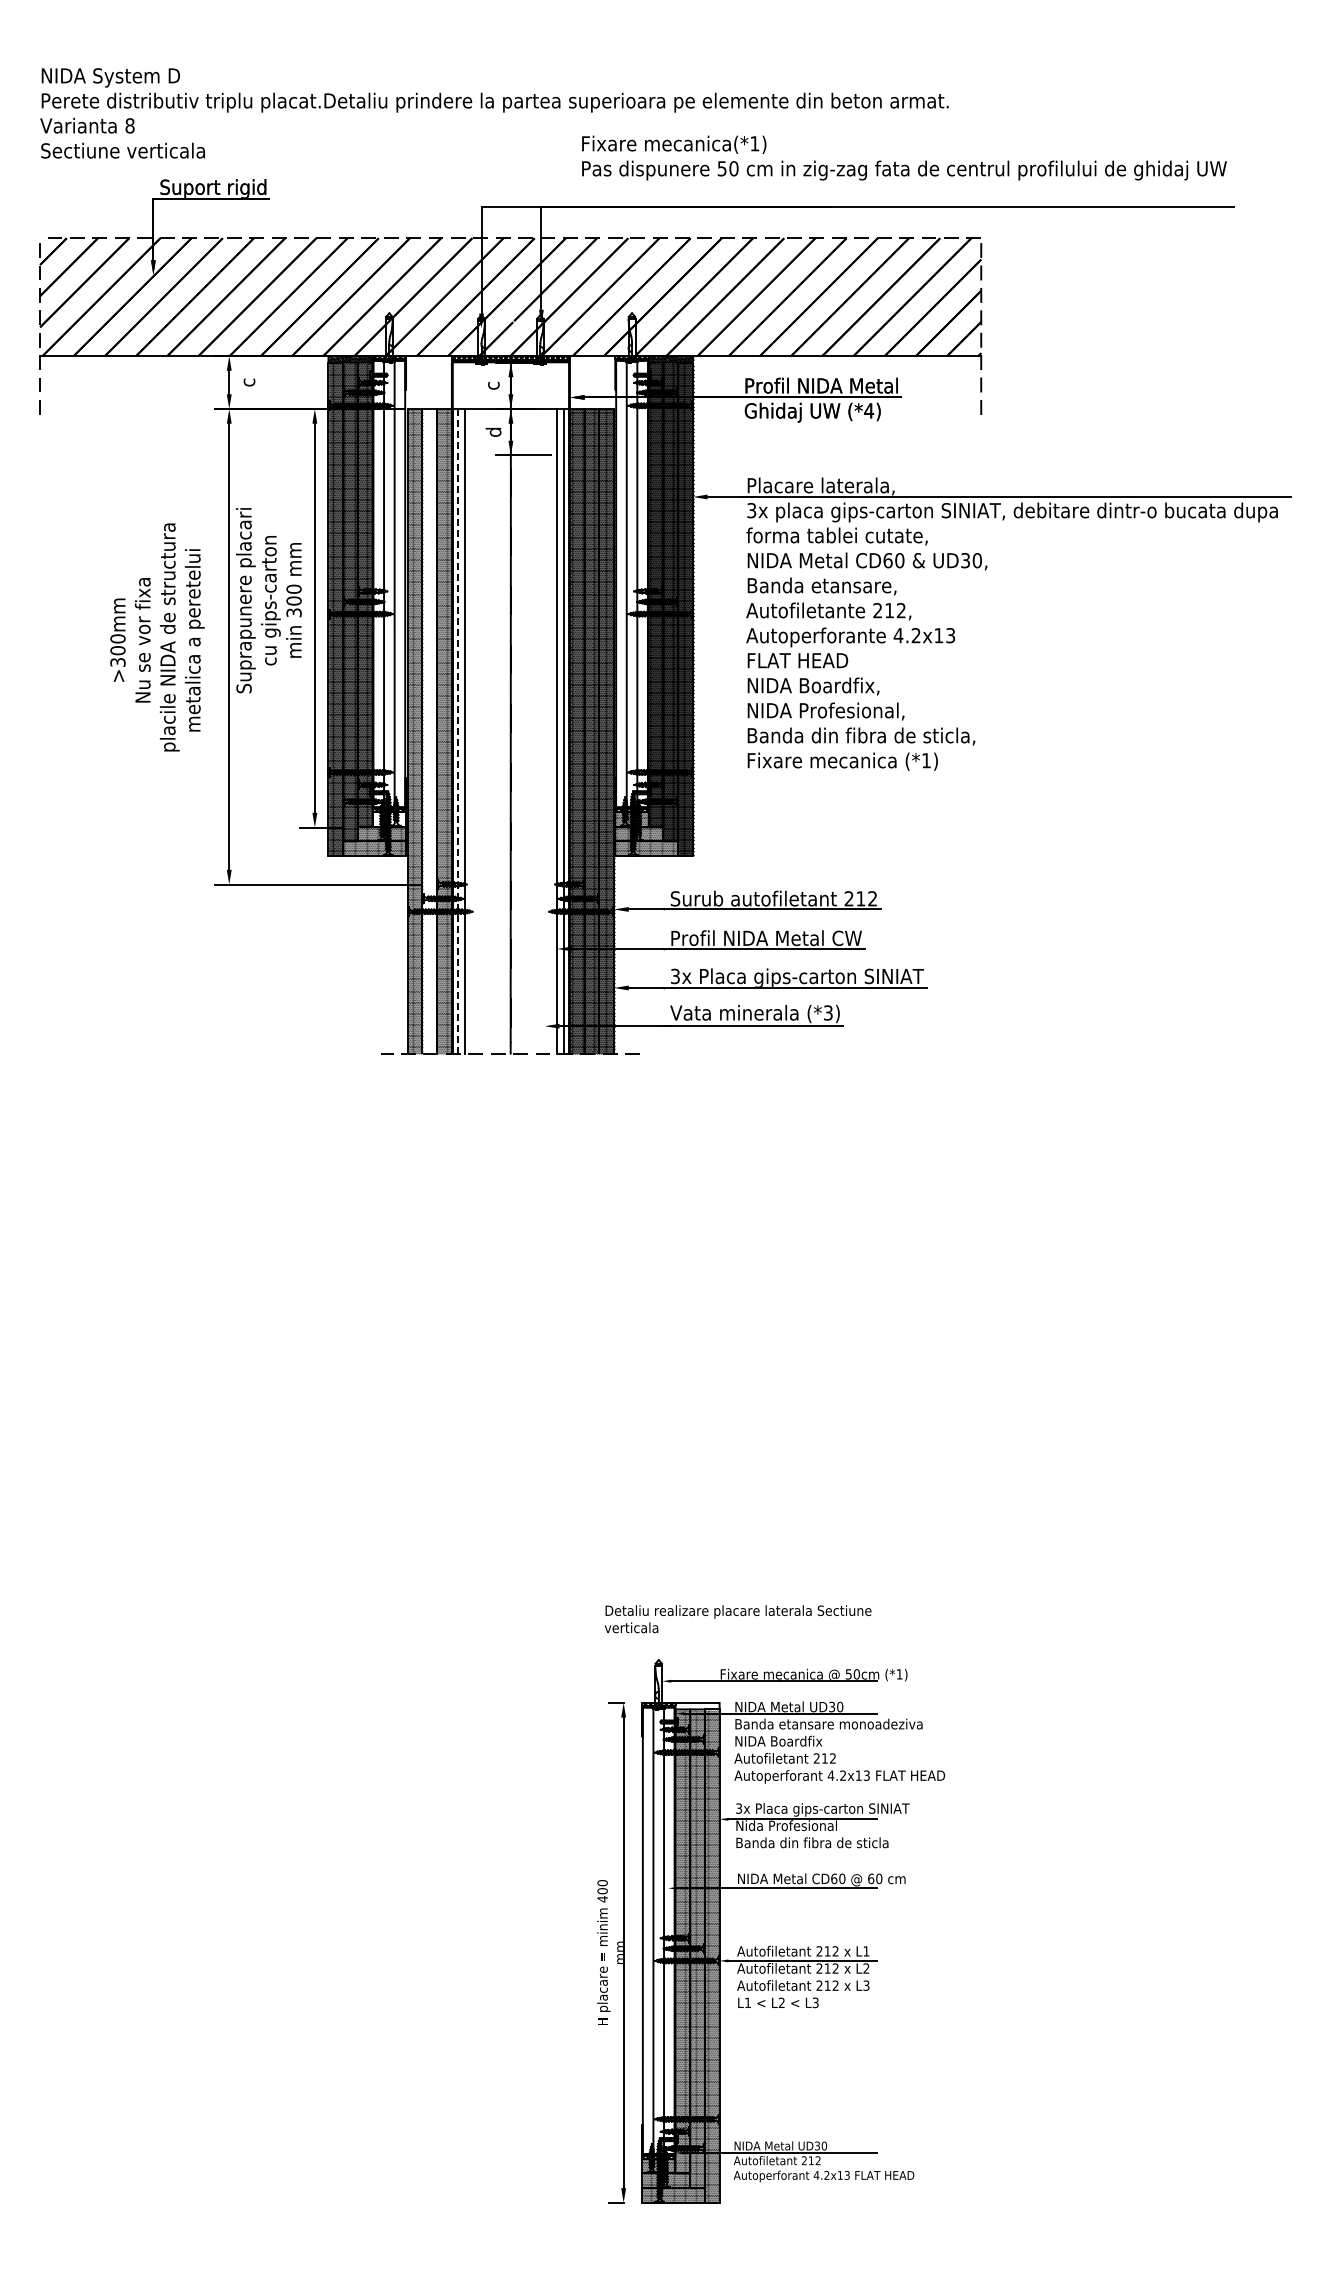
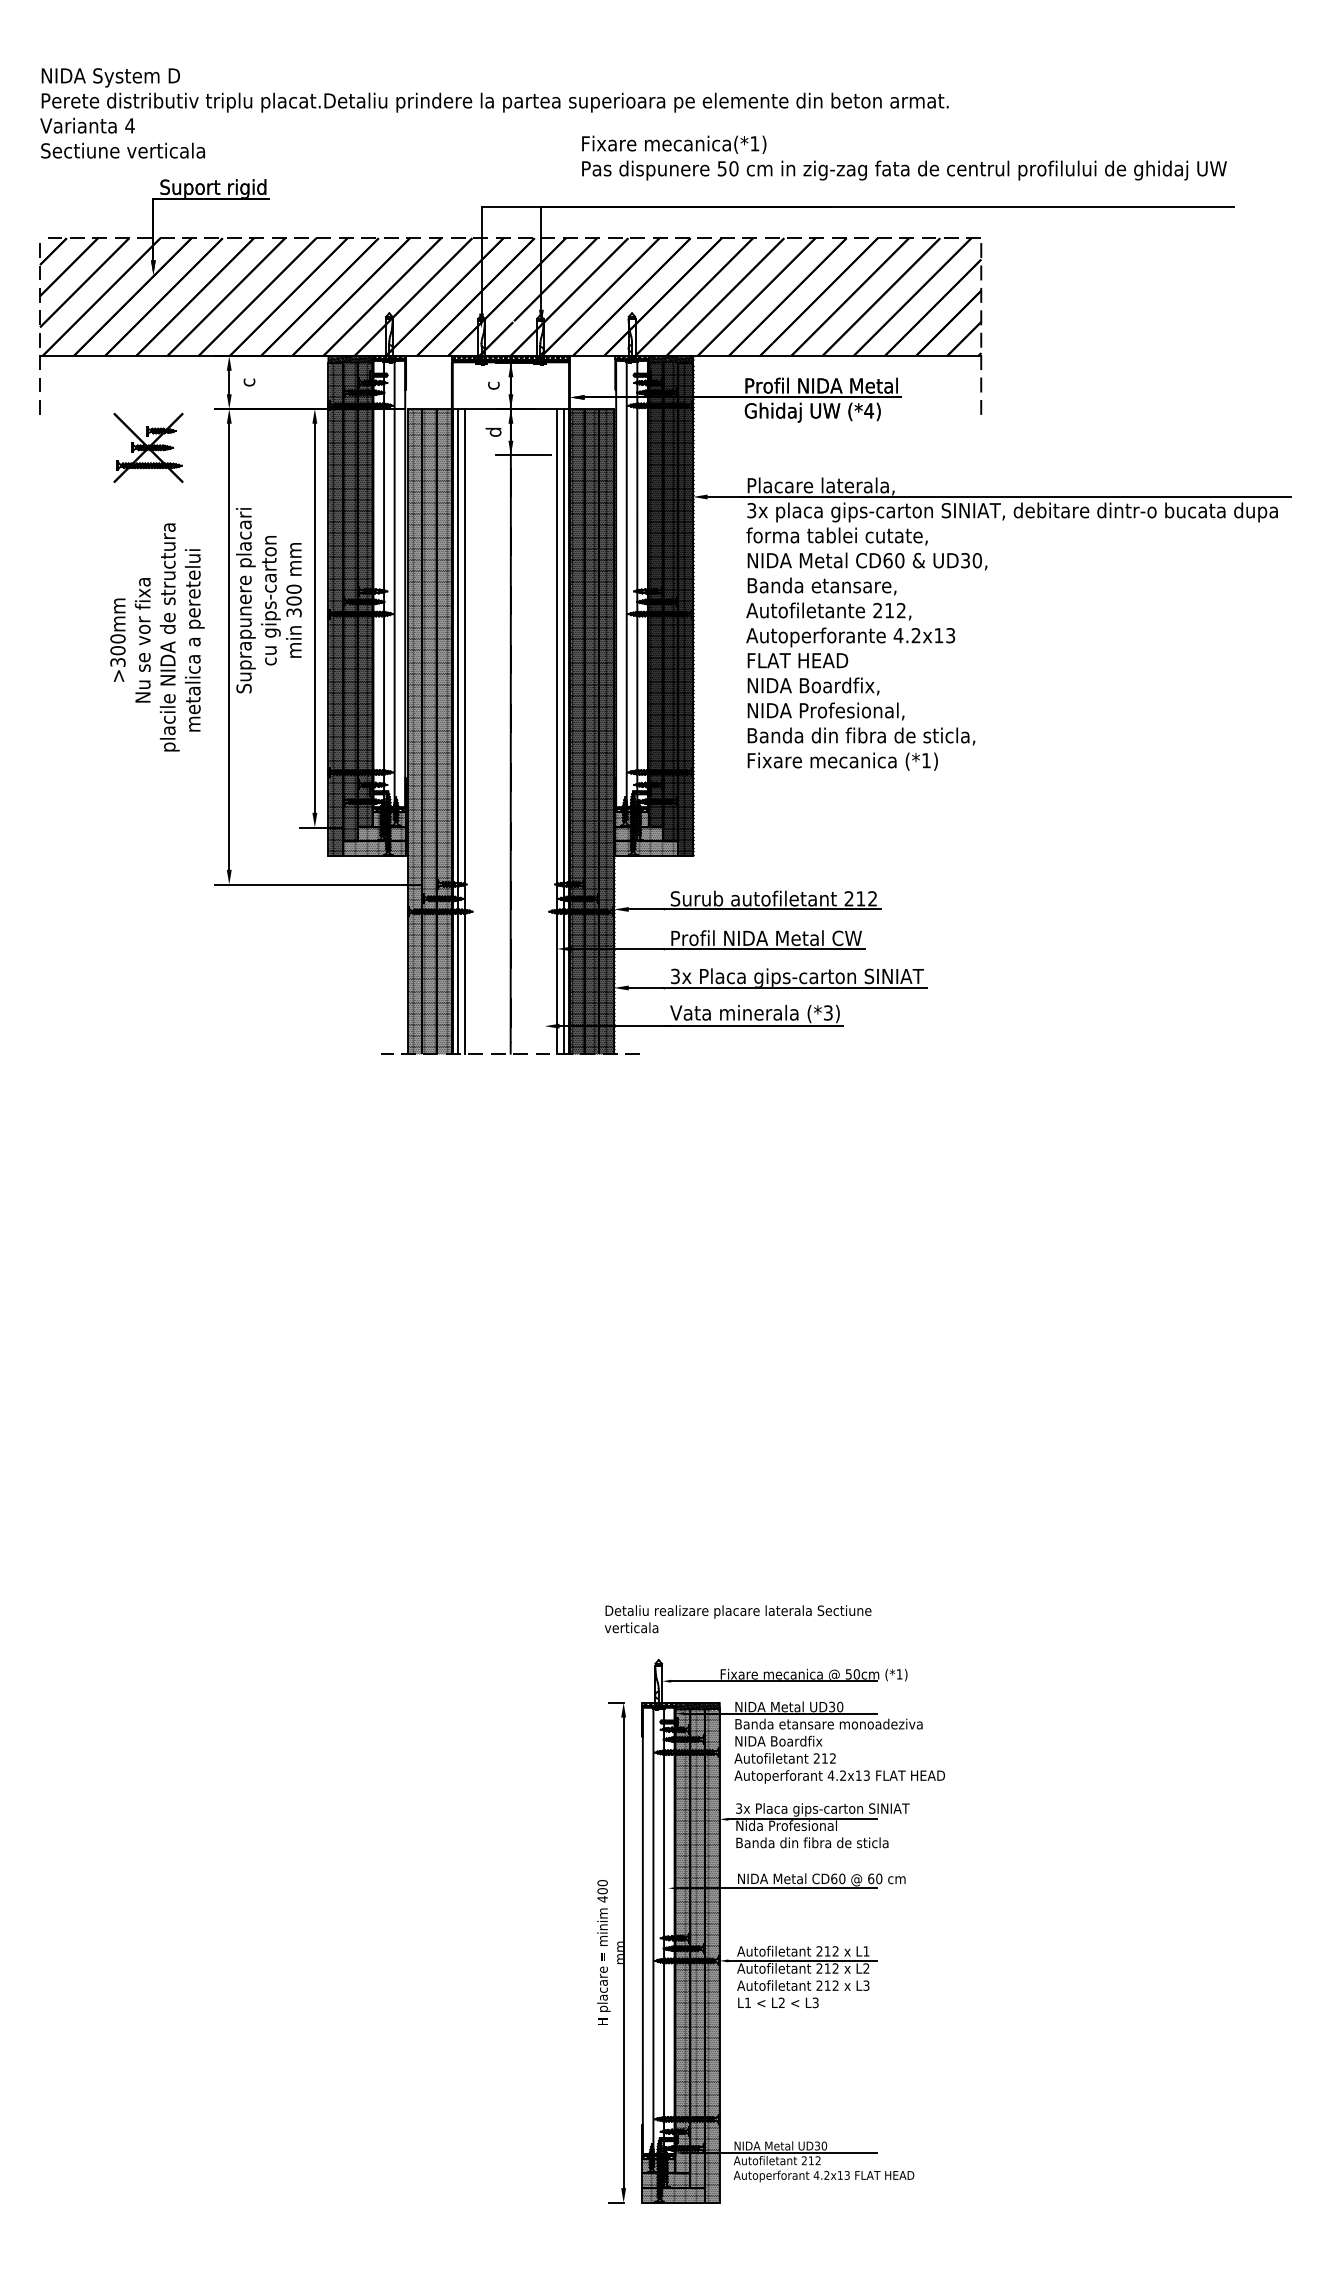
text: 8 -> 4 (129, 125)
part: none -> present (148, 447)
line: dashed -> solid (457, 730)
hatch: none -> present (429, 731)
hatch: none -> present (389, 818)
hatch: none -> present (697, 1705)
